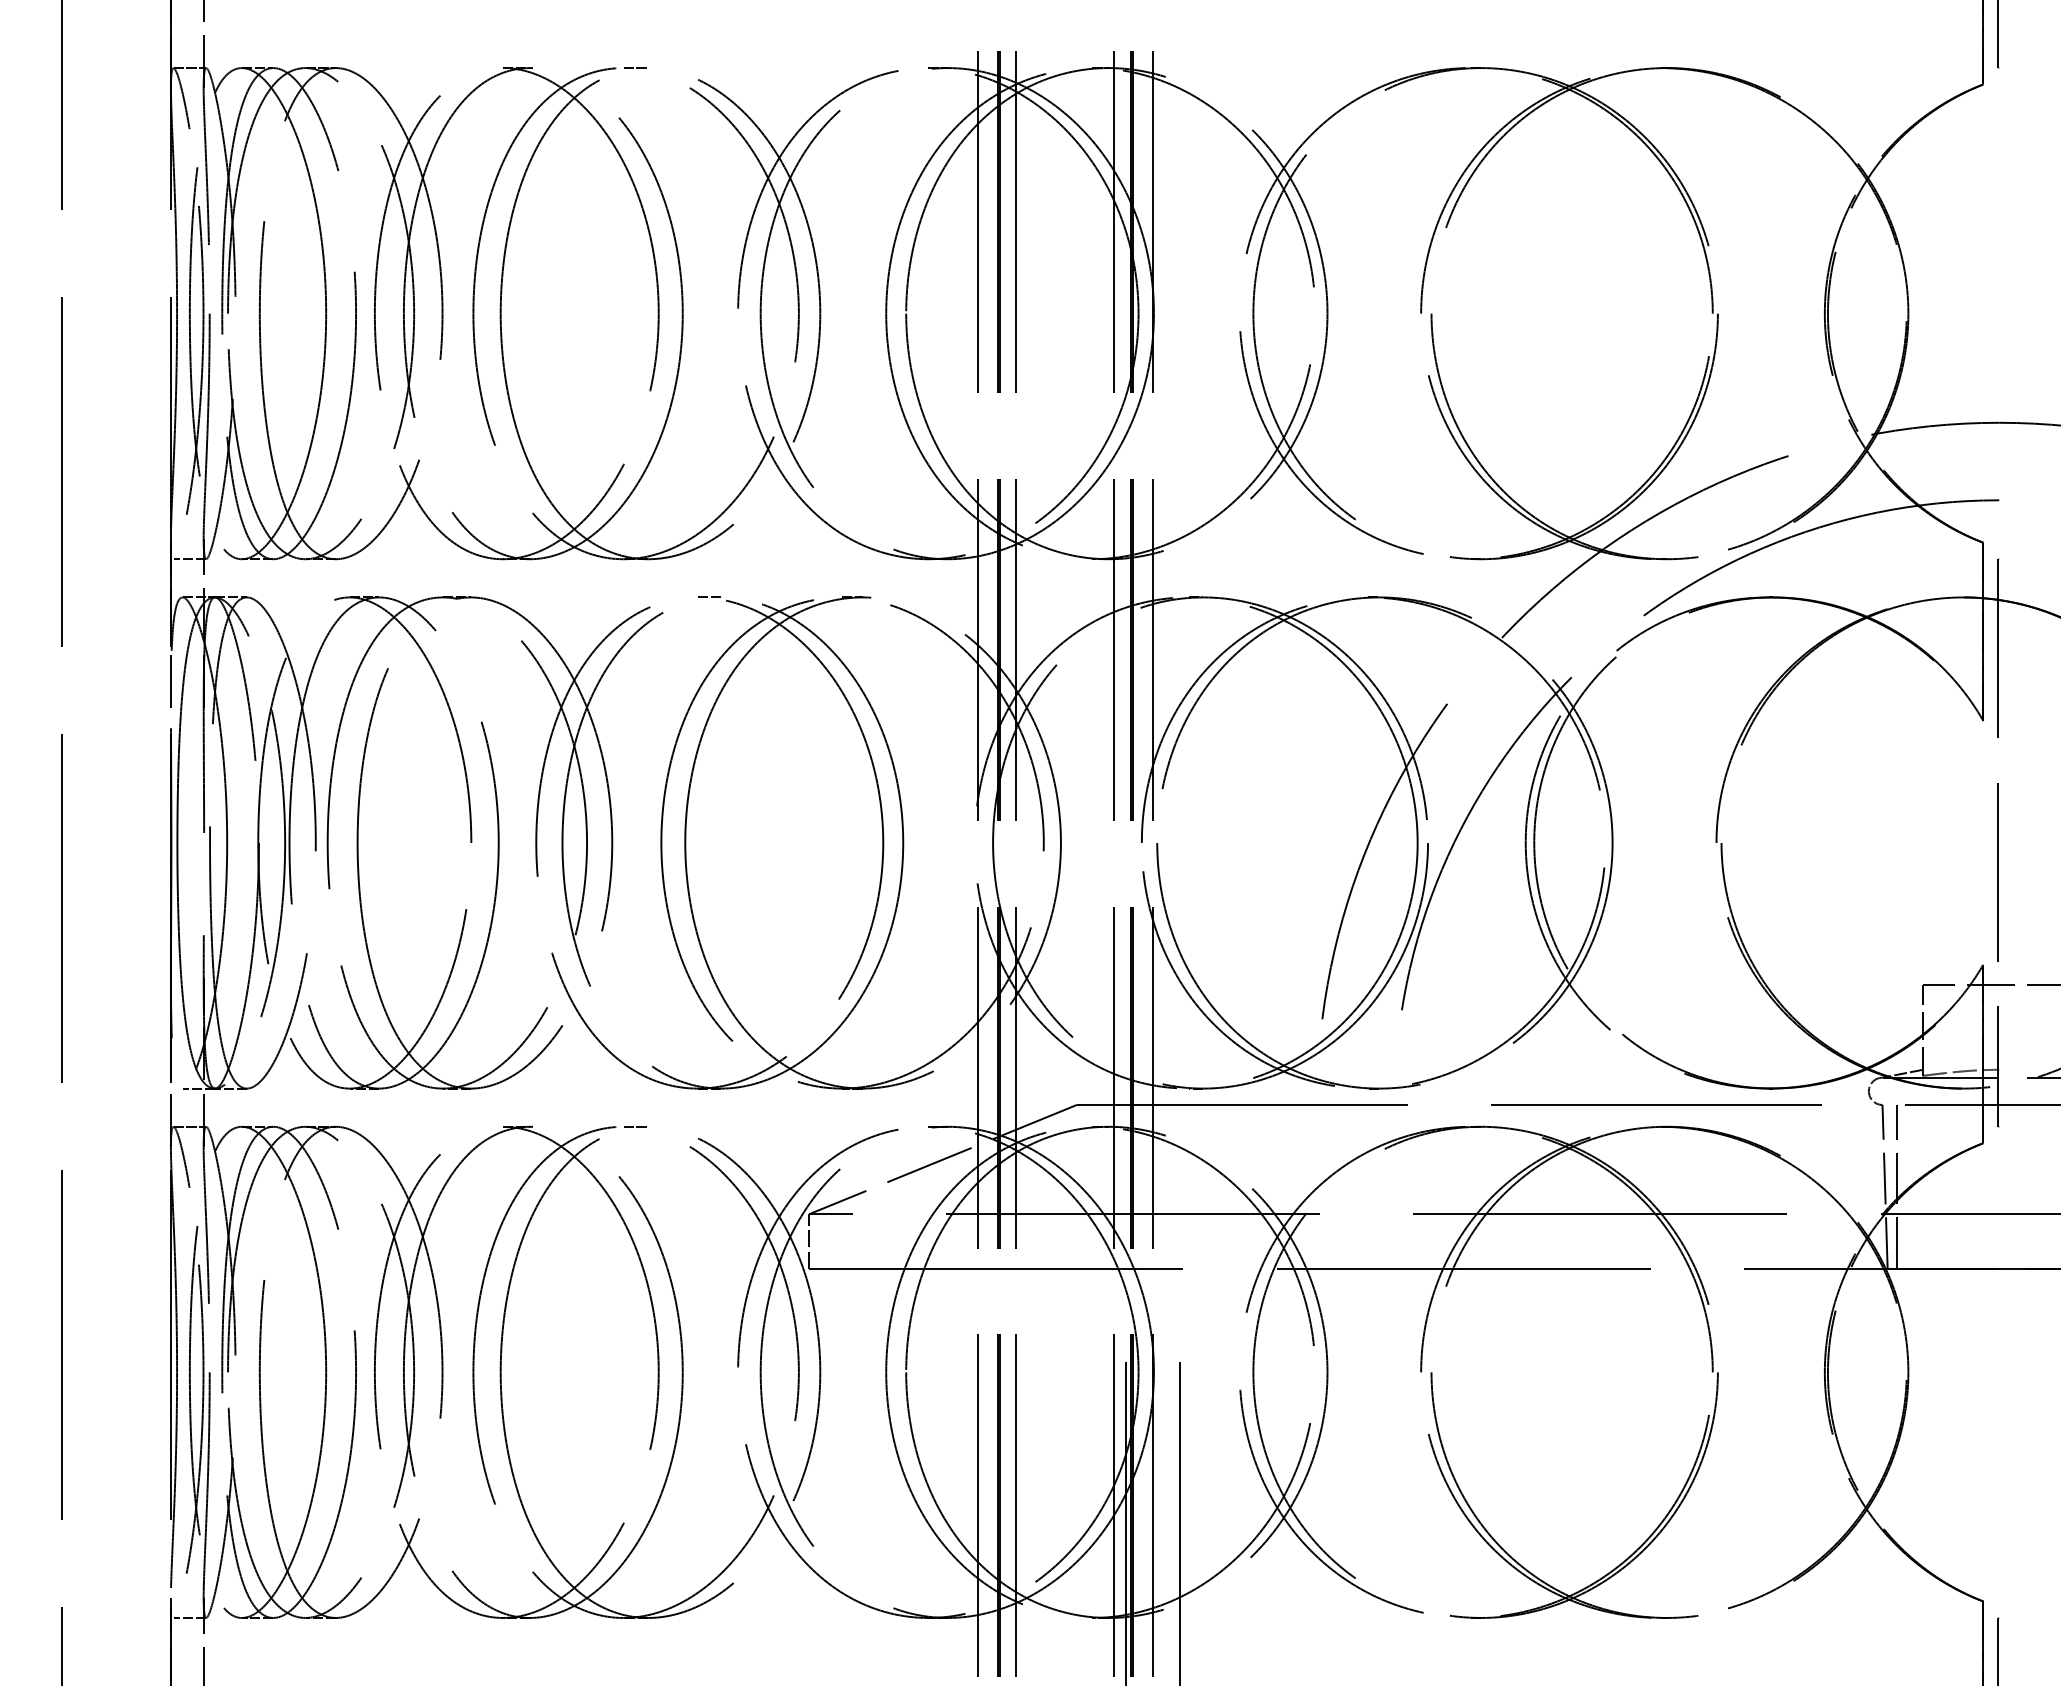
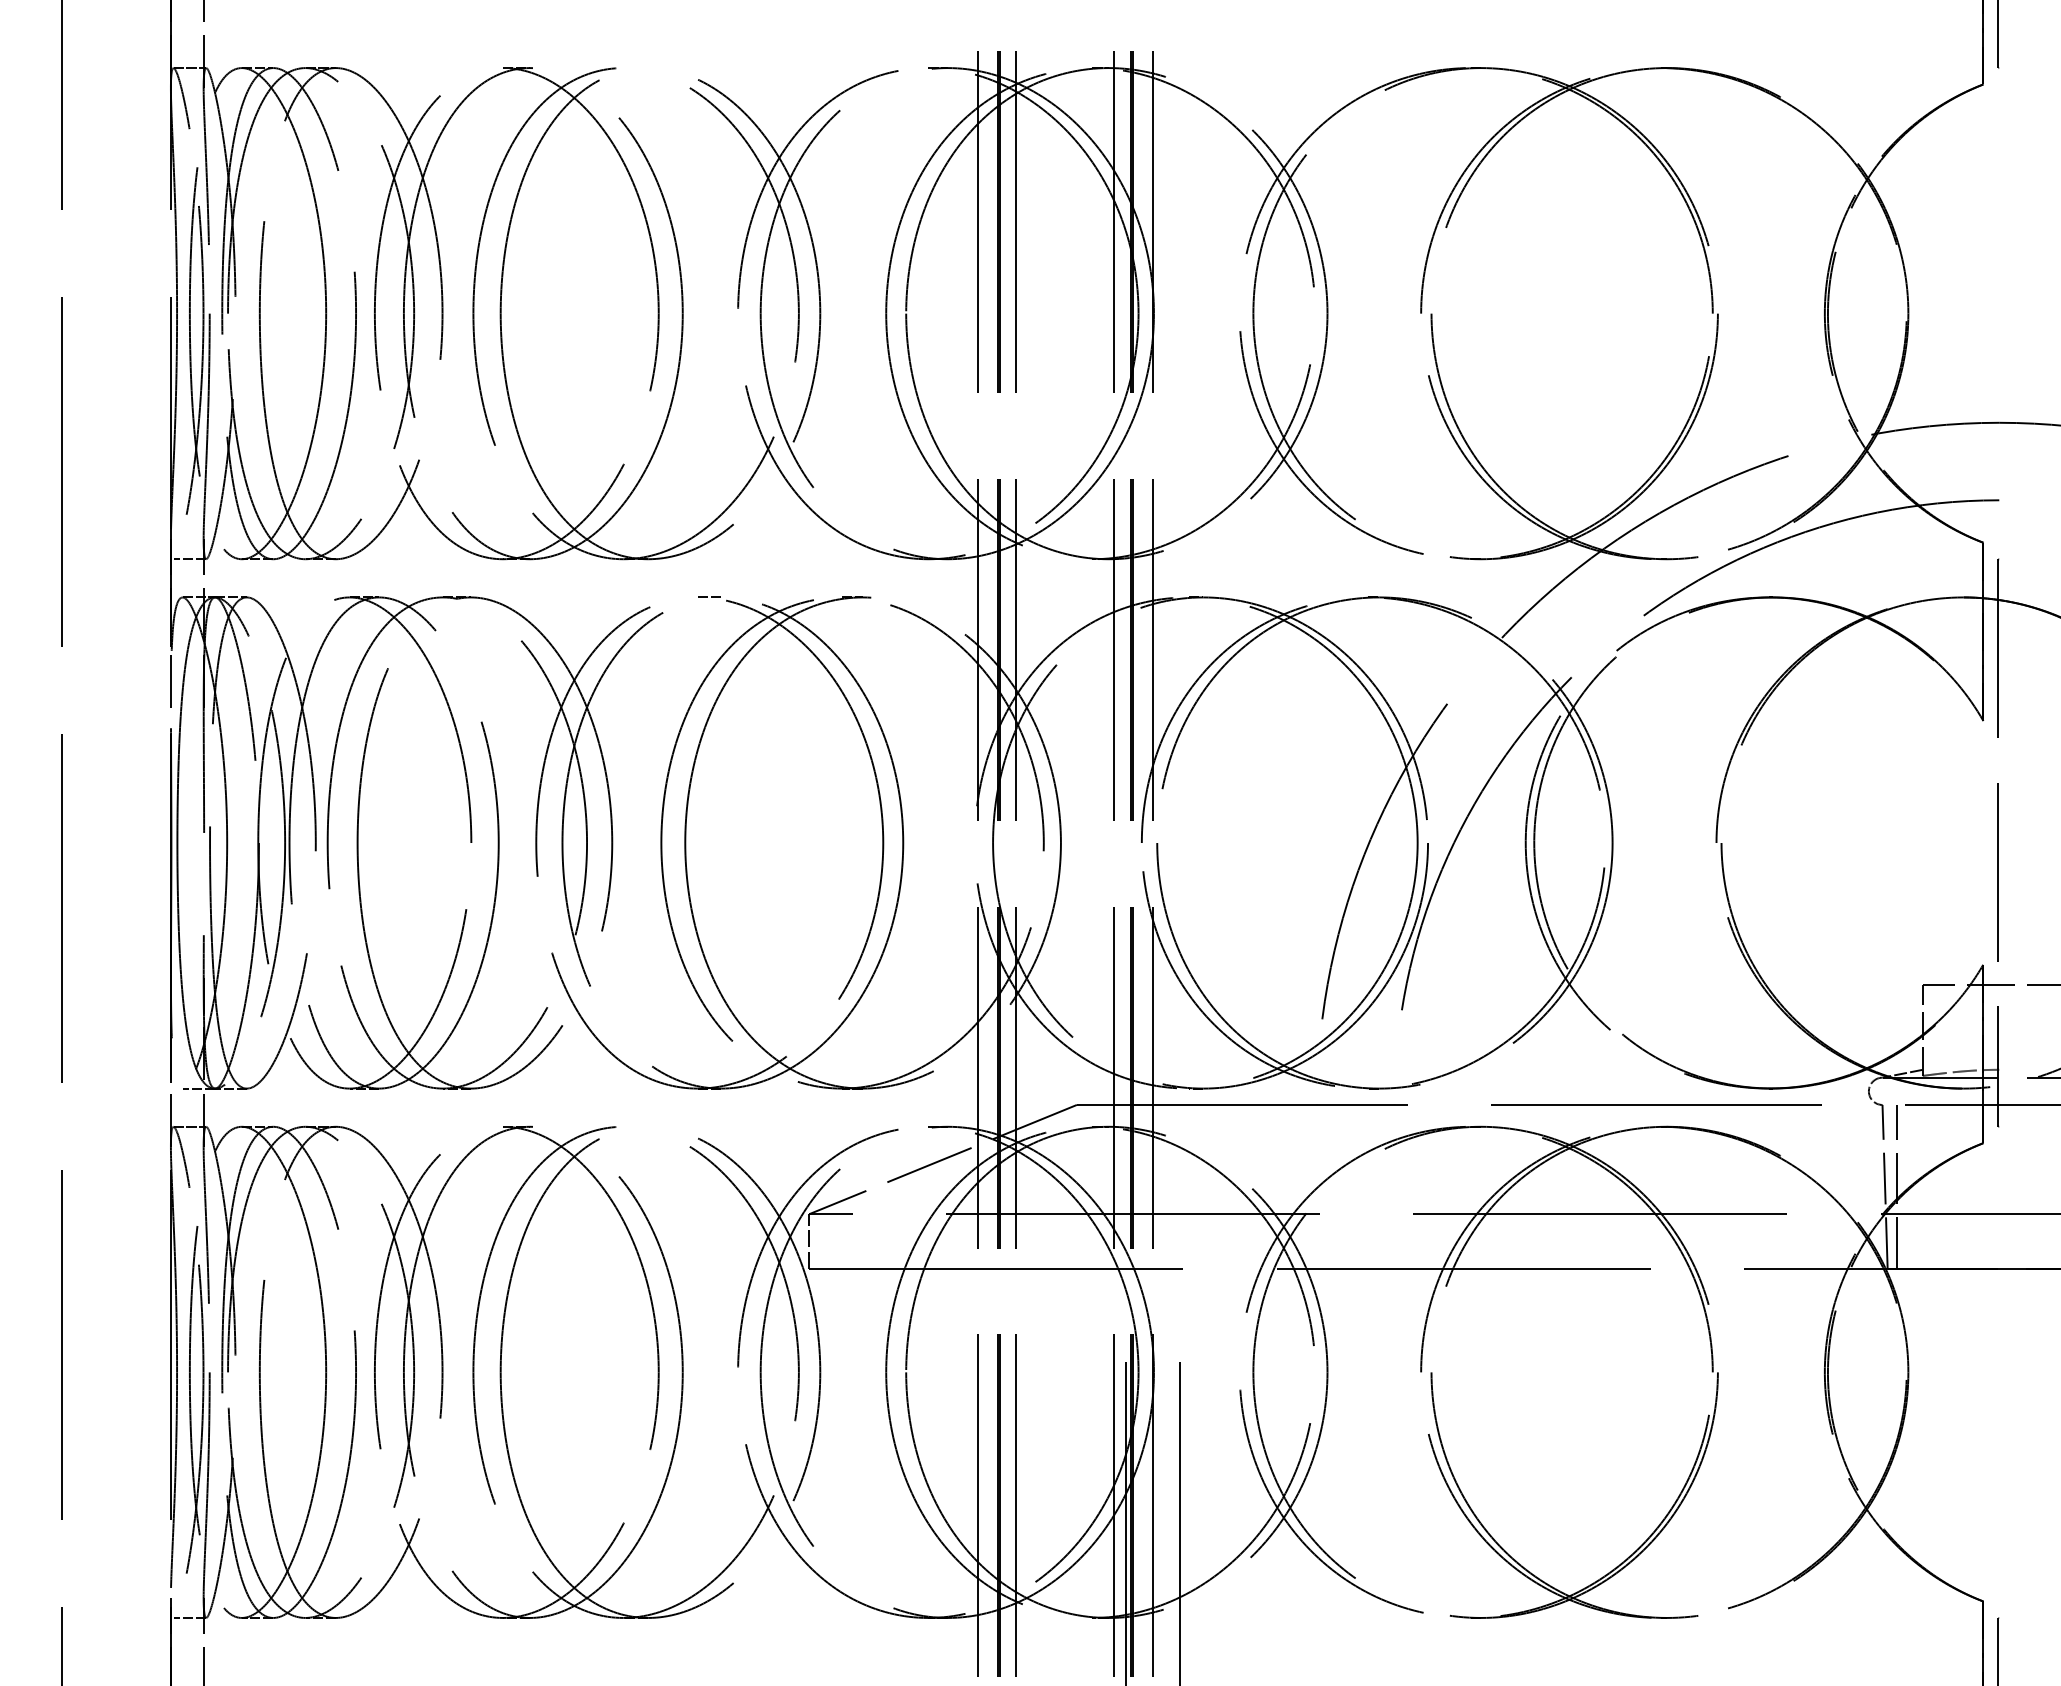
line: present -> none (635, 68)
line: present -> none (635, 1126)
